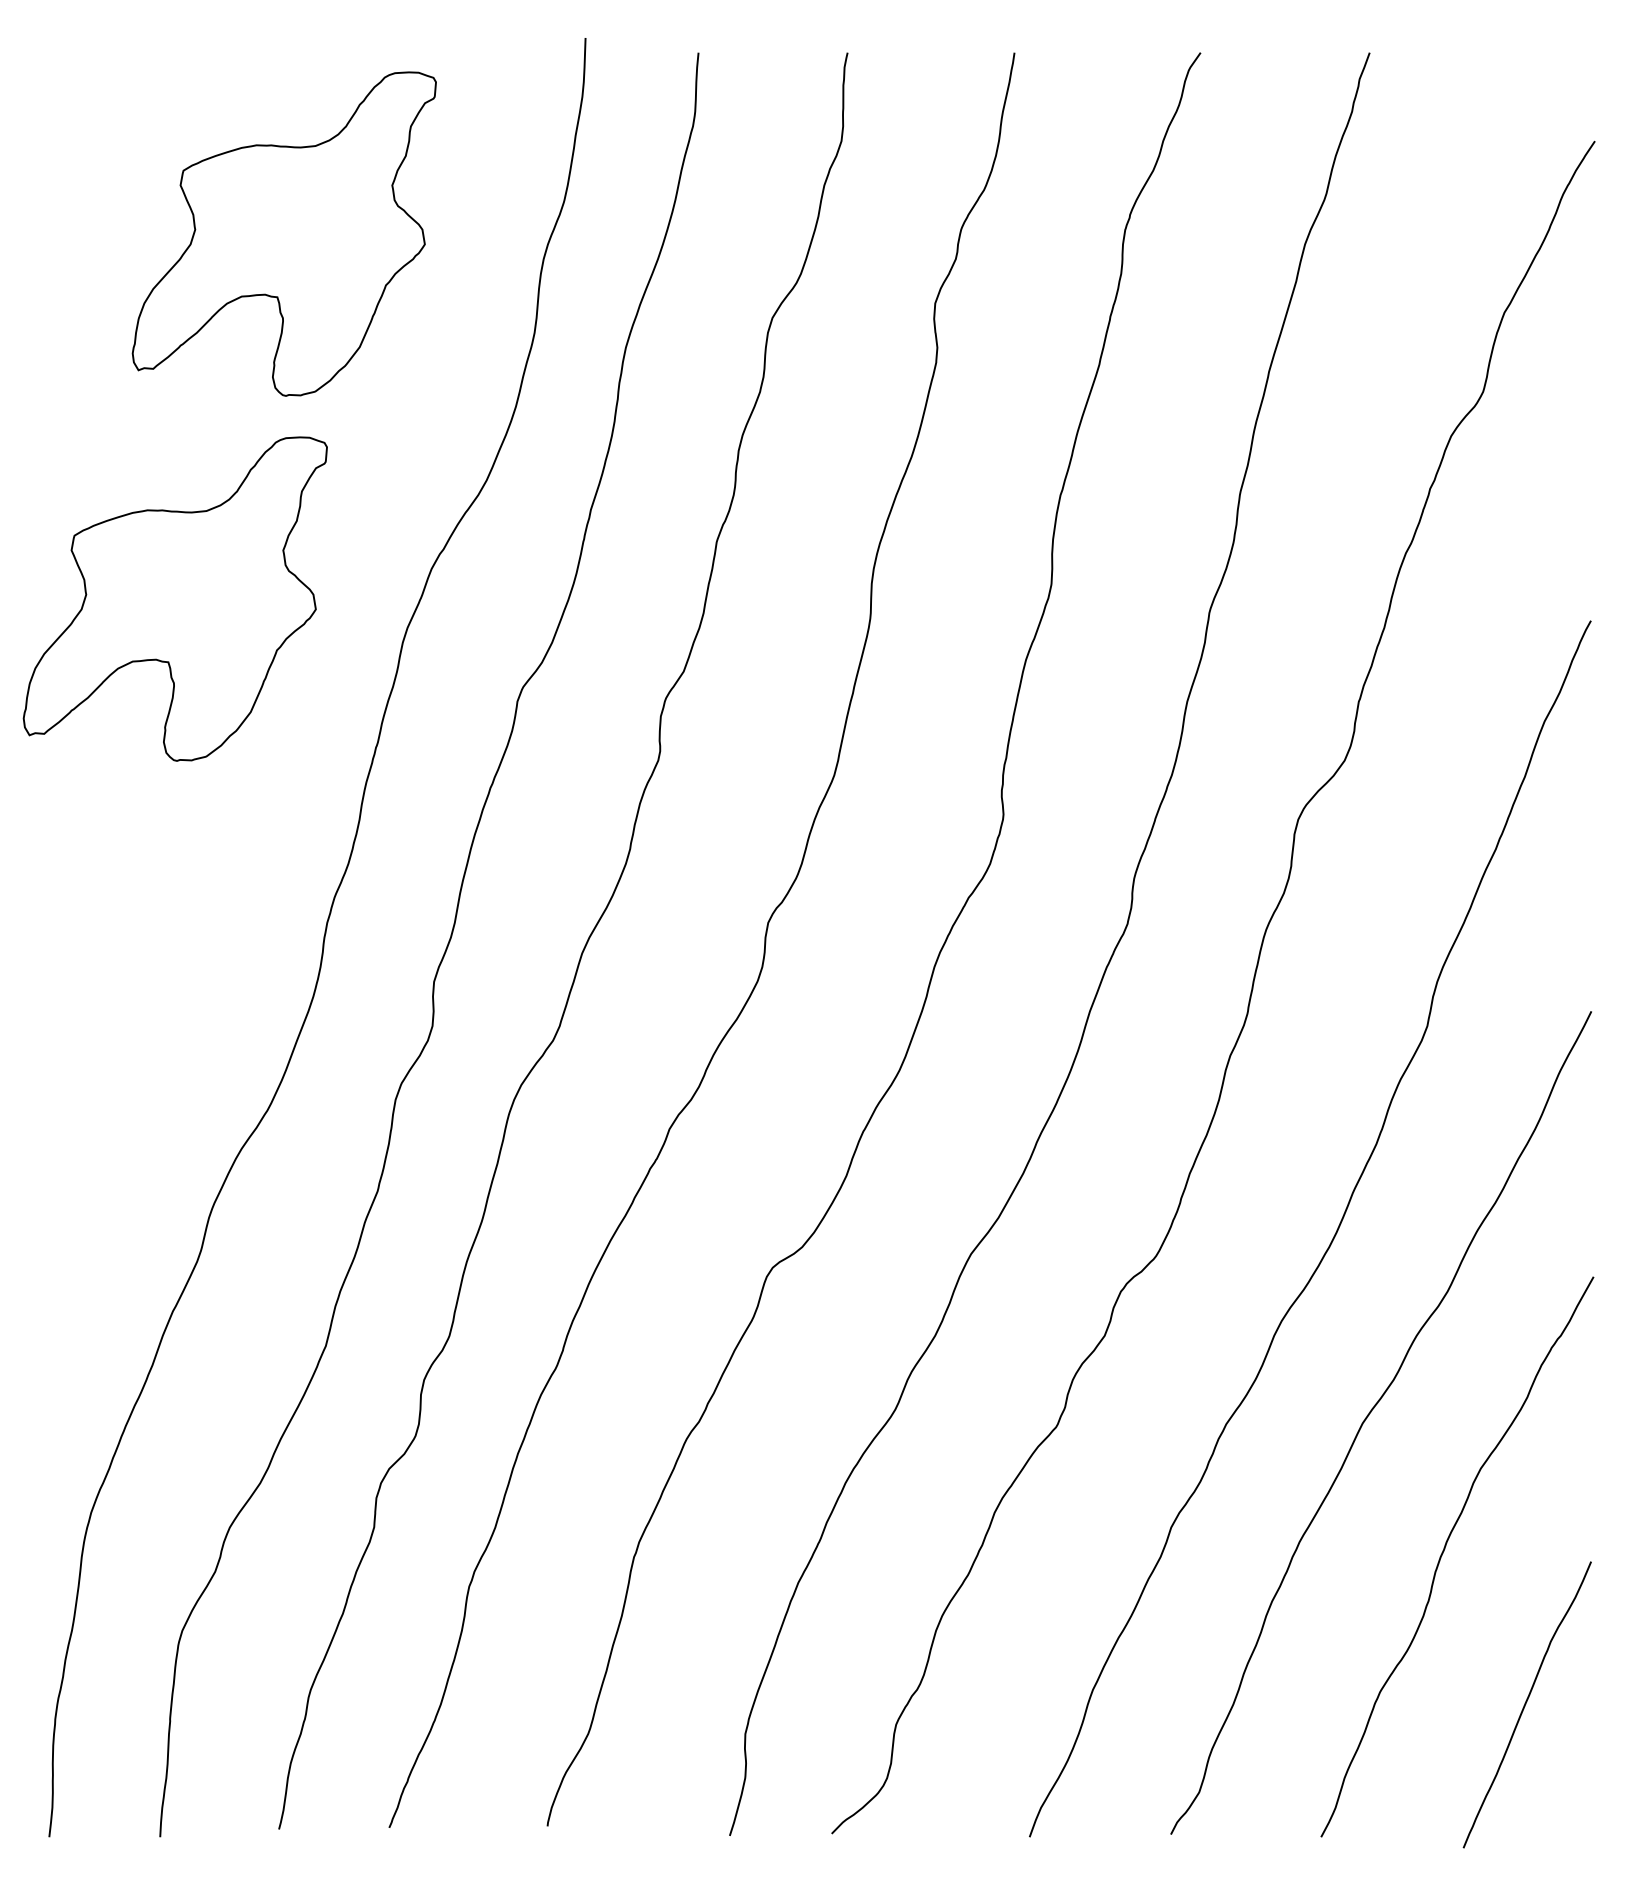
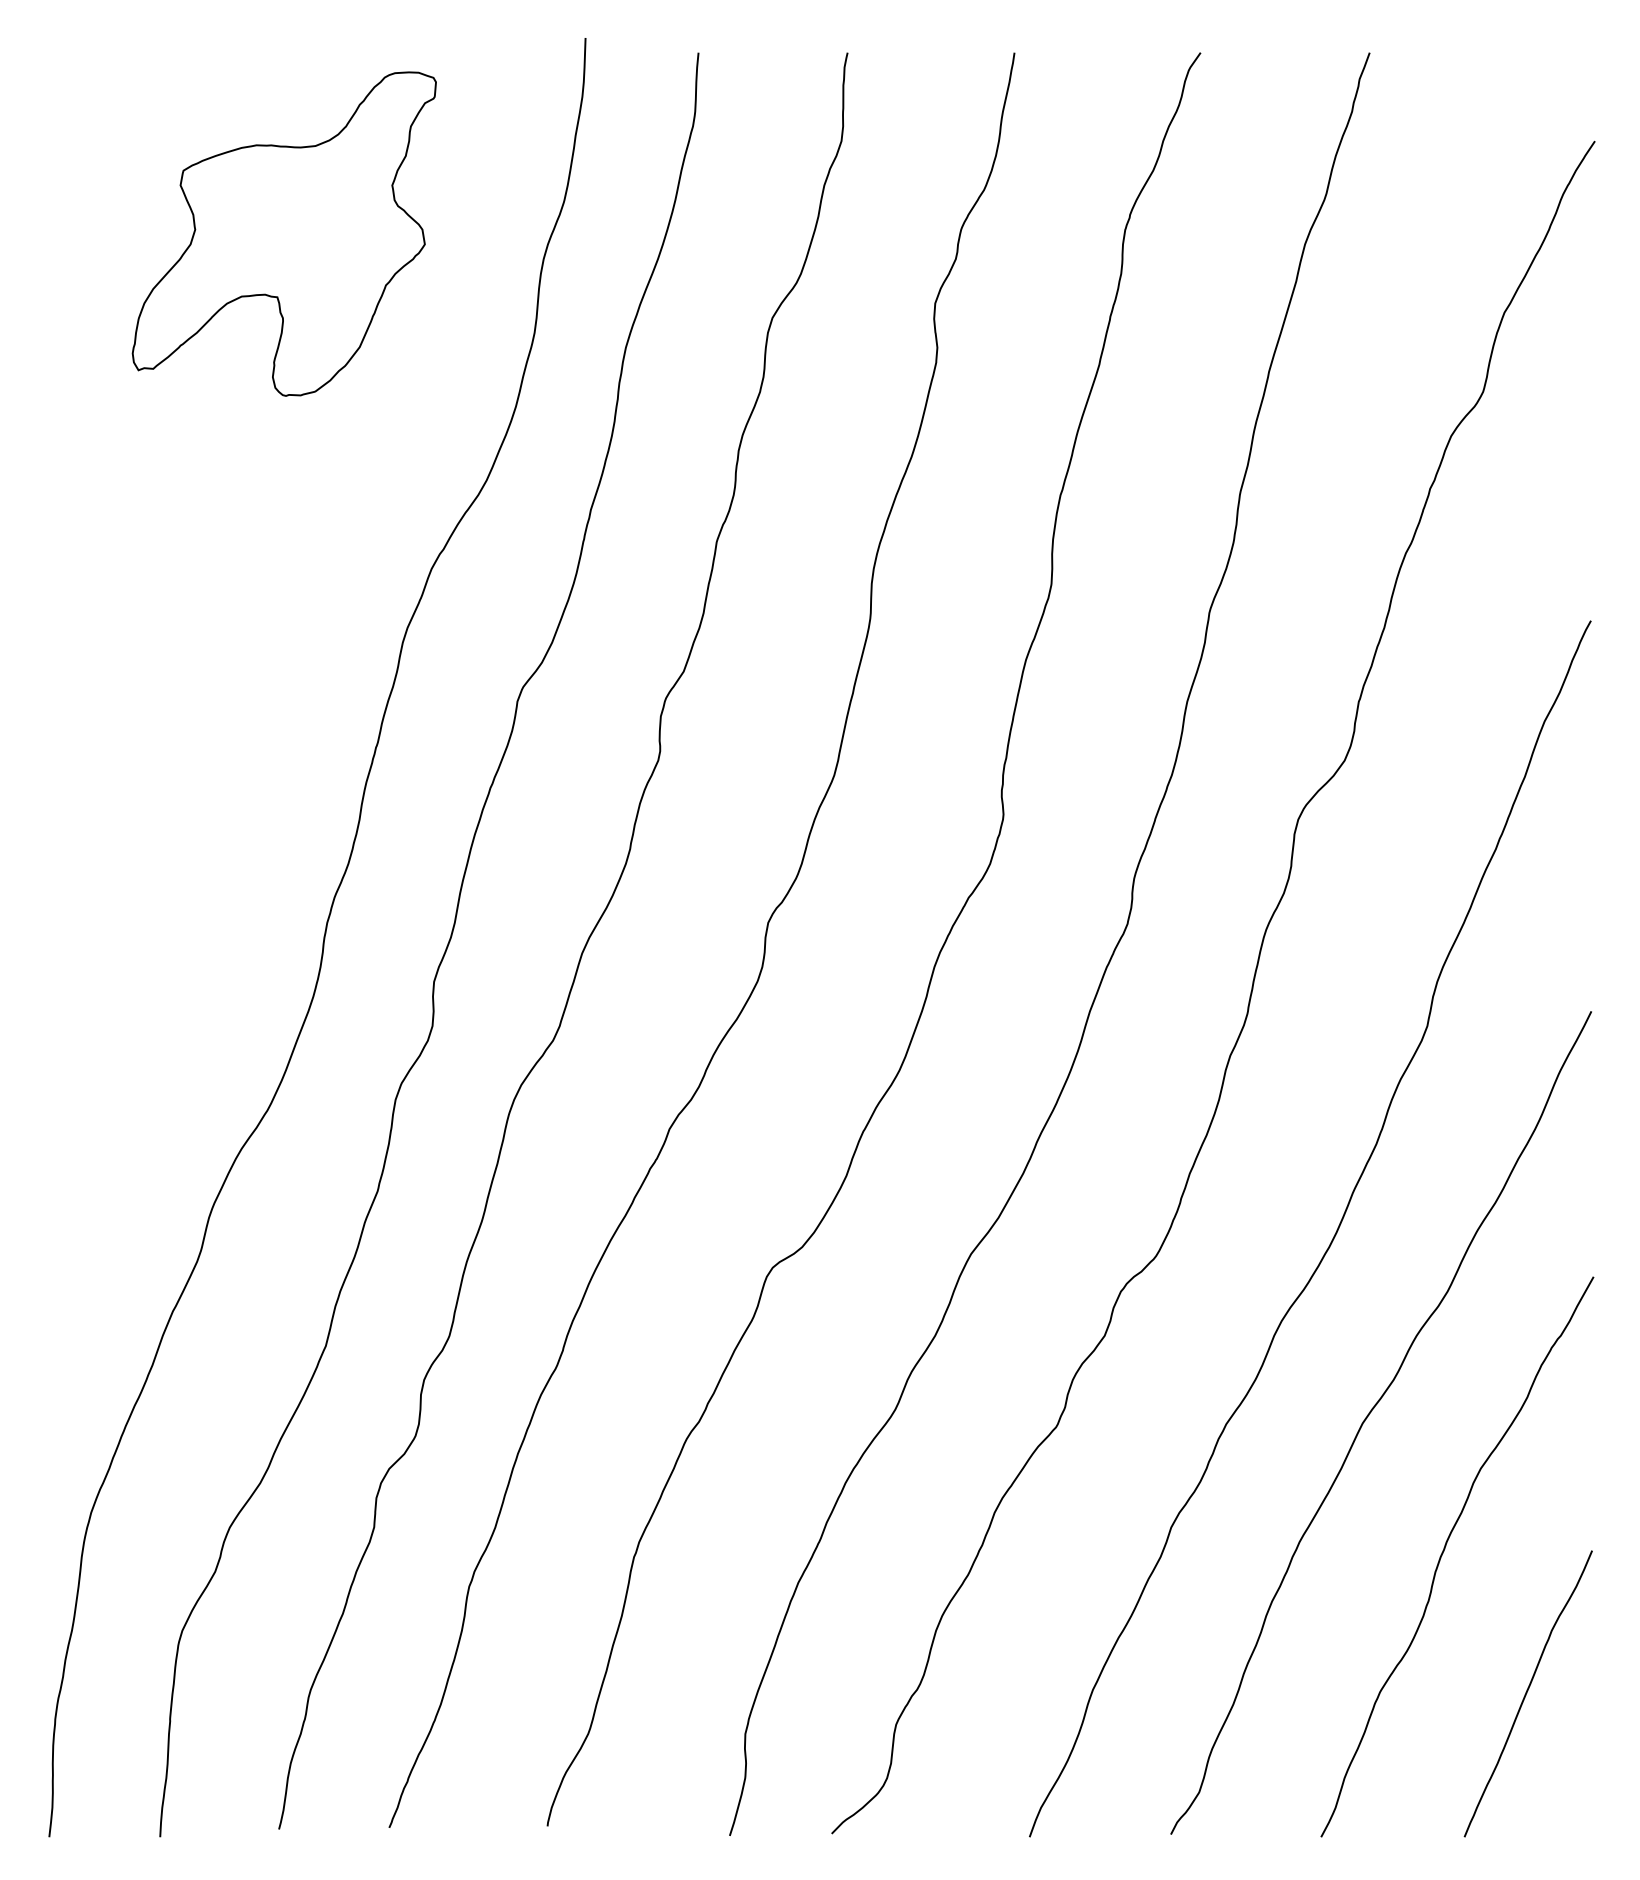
part: present -> none (174, 598)
curve position: (1526, 1704) -> (1527, 1693) (1527, 1693)
